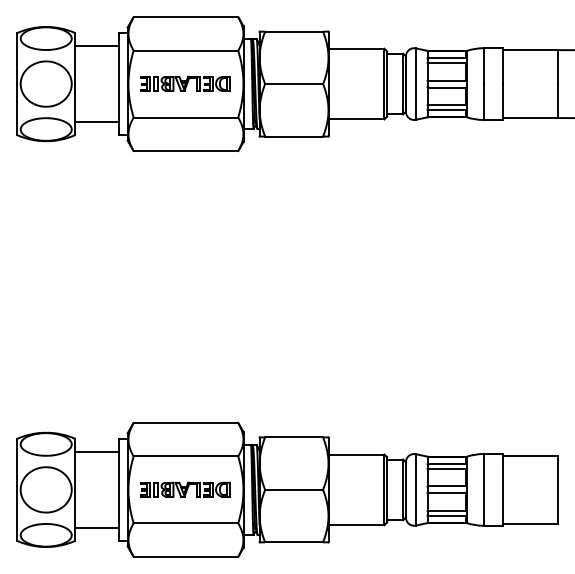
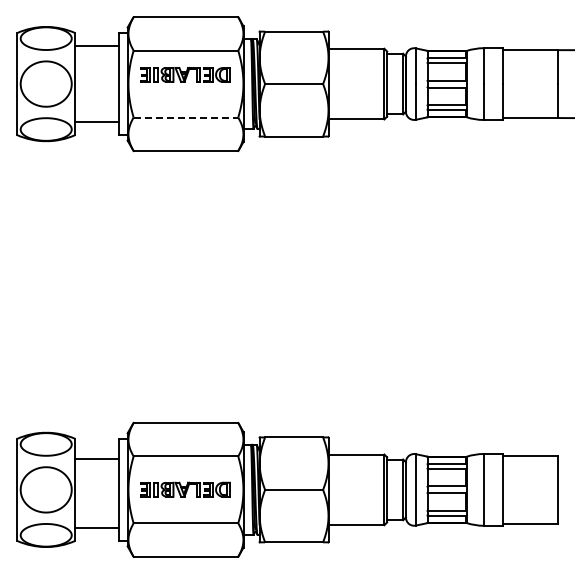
part position: (185, 83) -> (185, 74) (185, 74)
line: solid -> dashed (186, 117)
line position: (97, 451) -> (97, 458) (97, 458)
